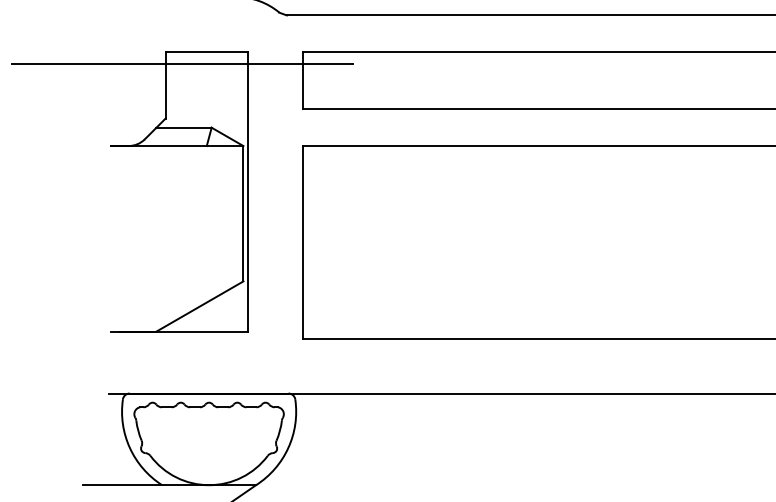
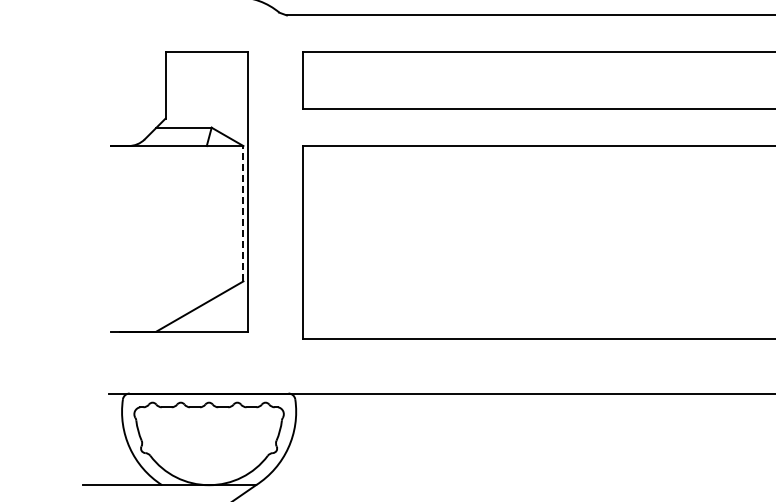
line: present -> none (178, 63)
line: solid -> dashed (243, 213)
